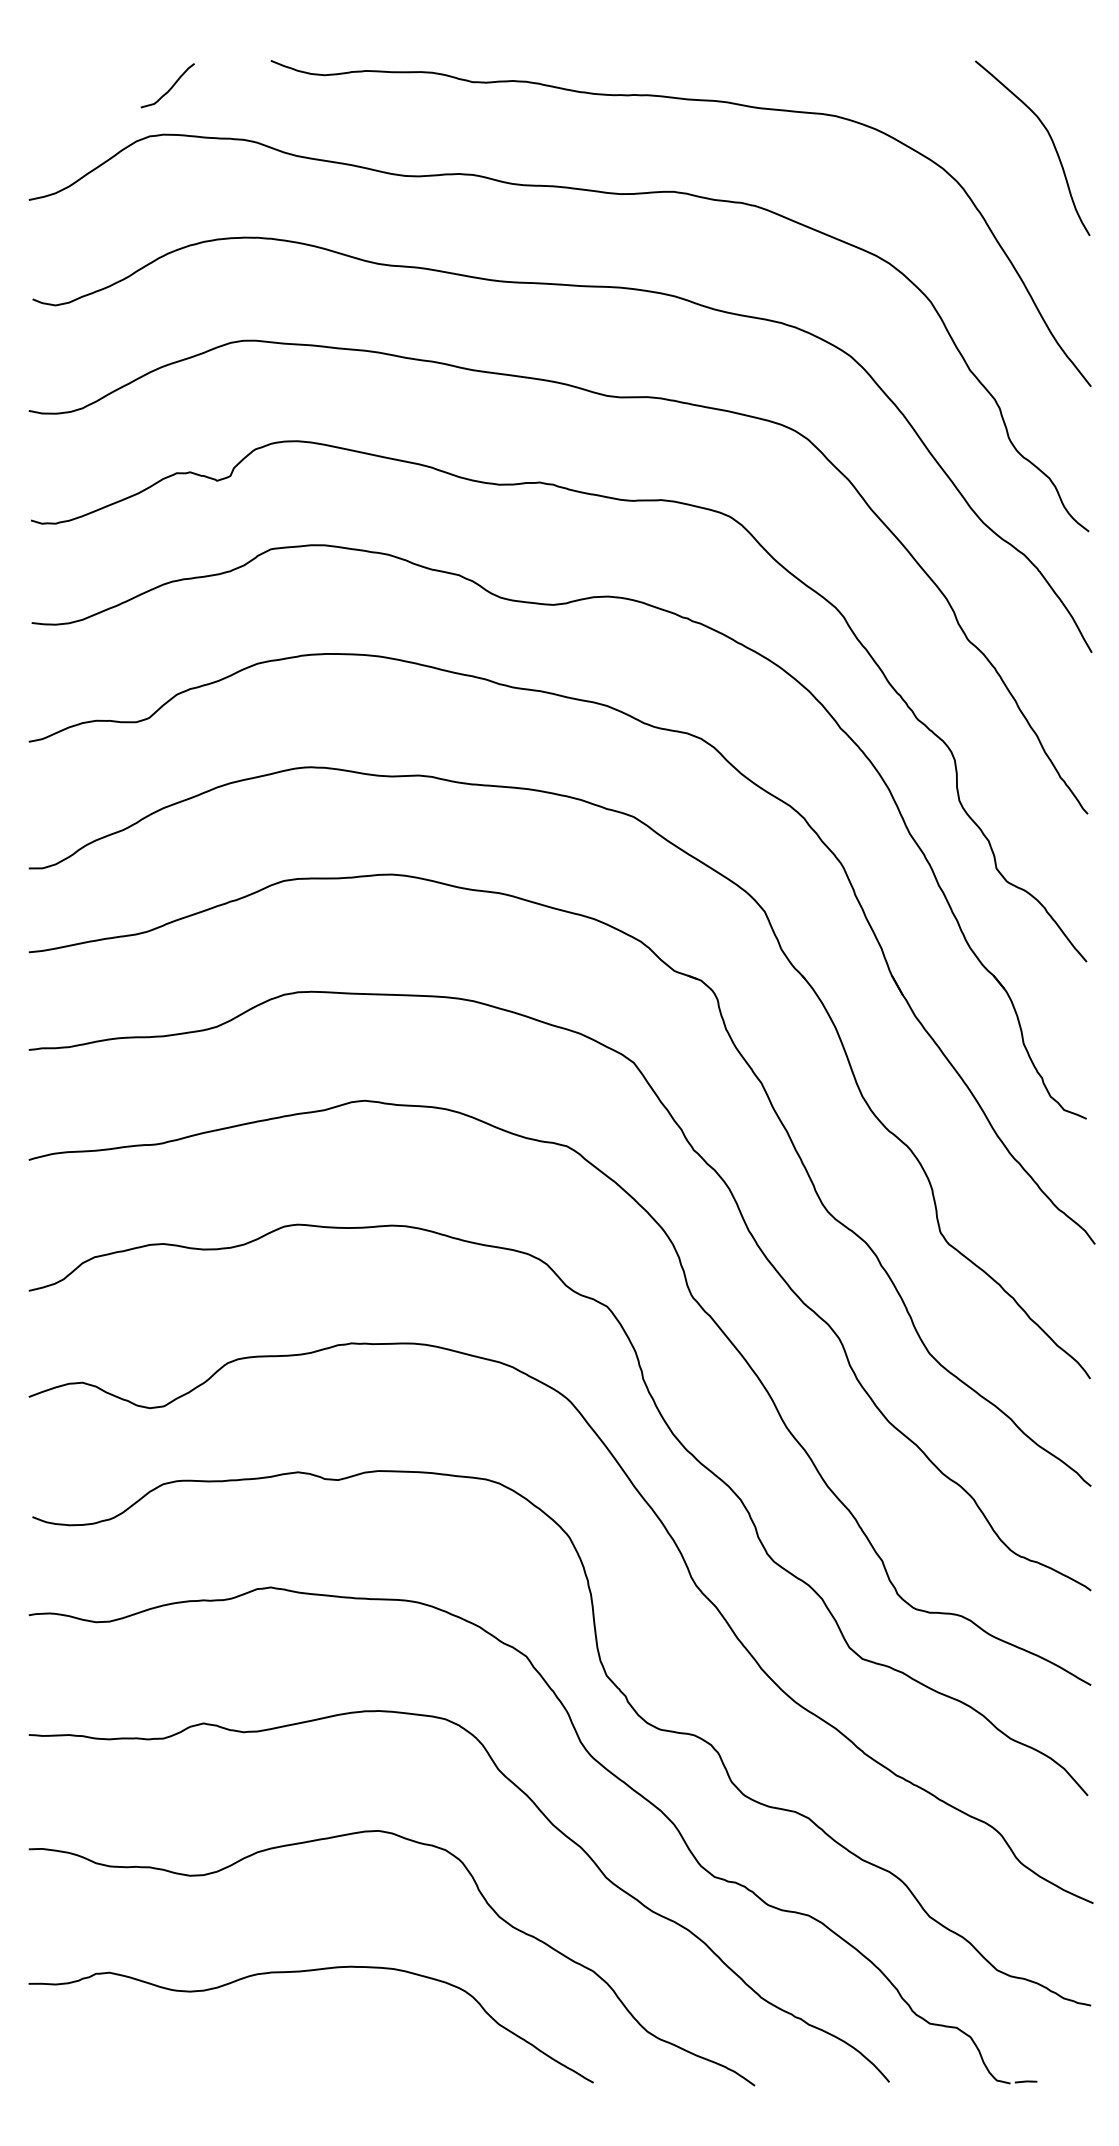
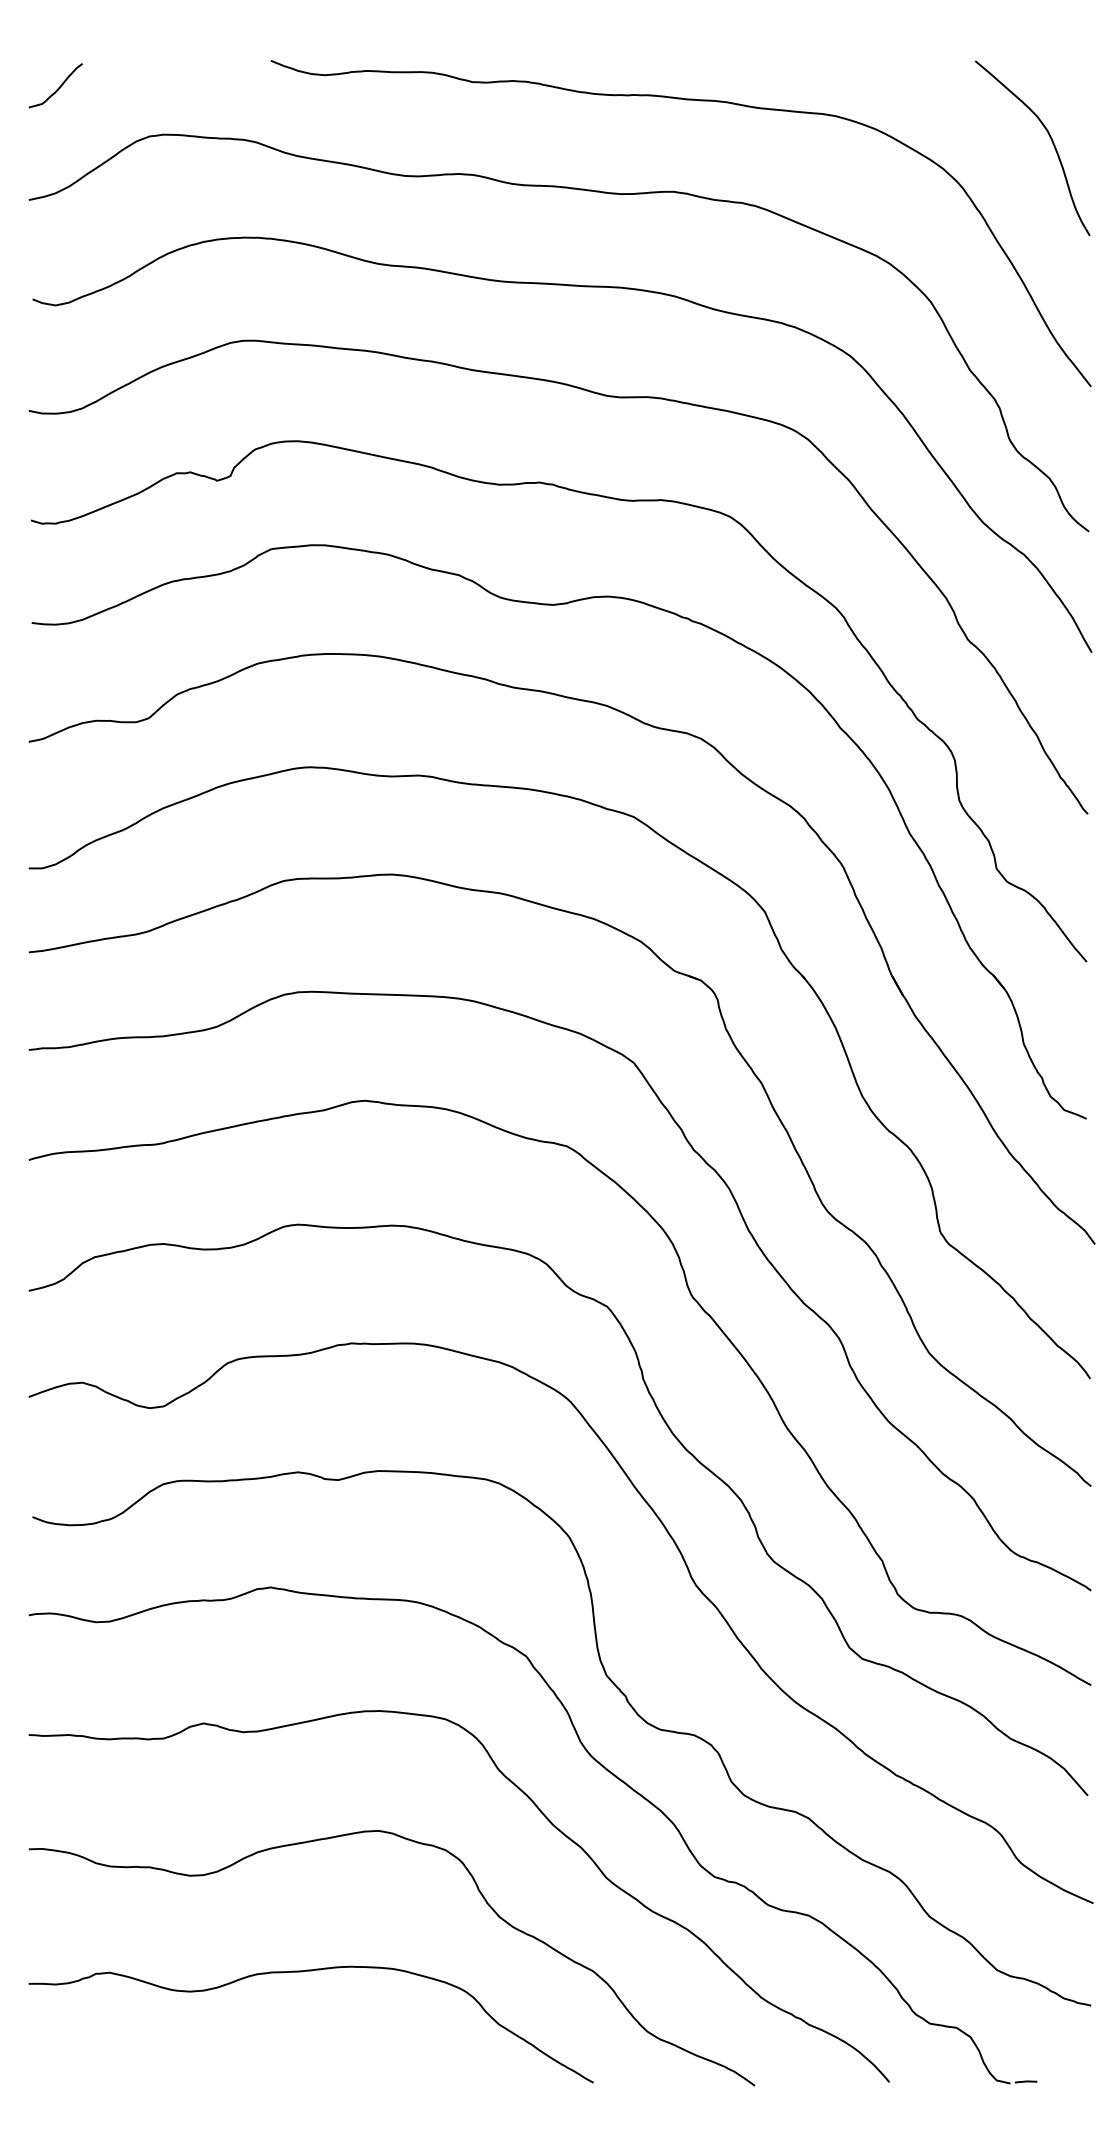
curve position: (170, 87) -> (58, 87) (58, 87)
